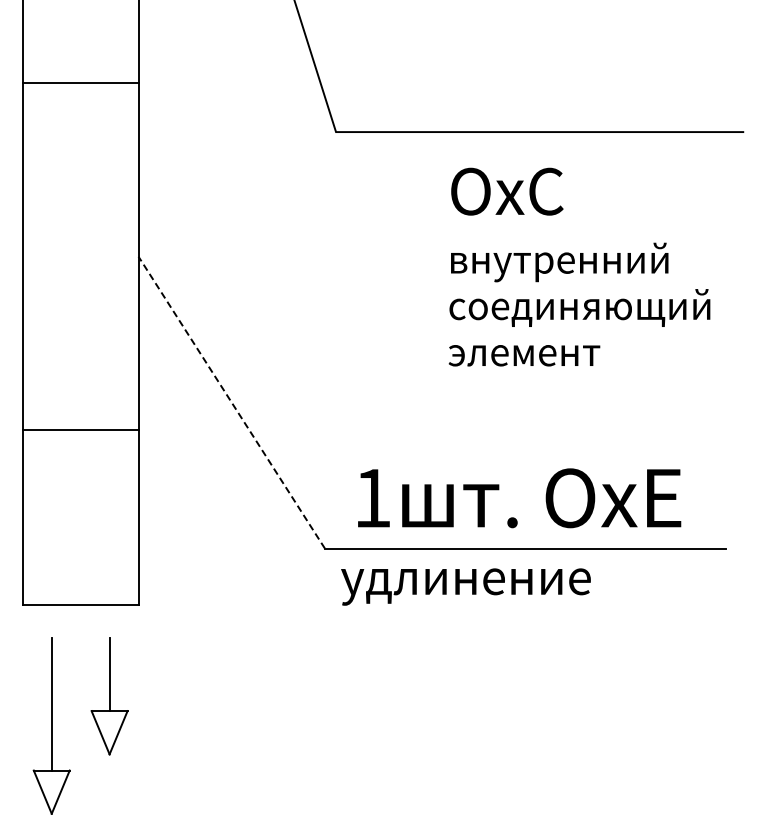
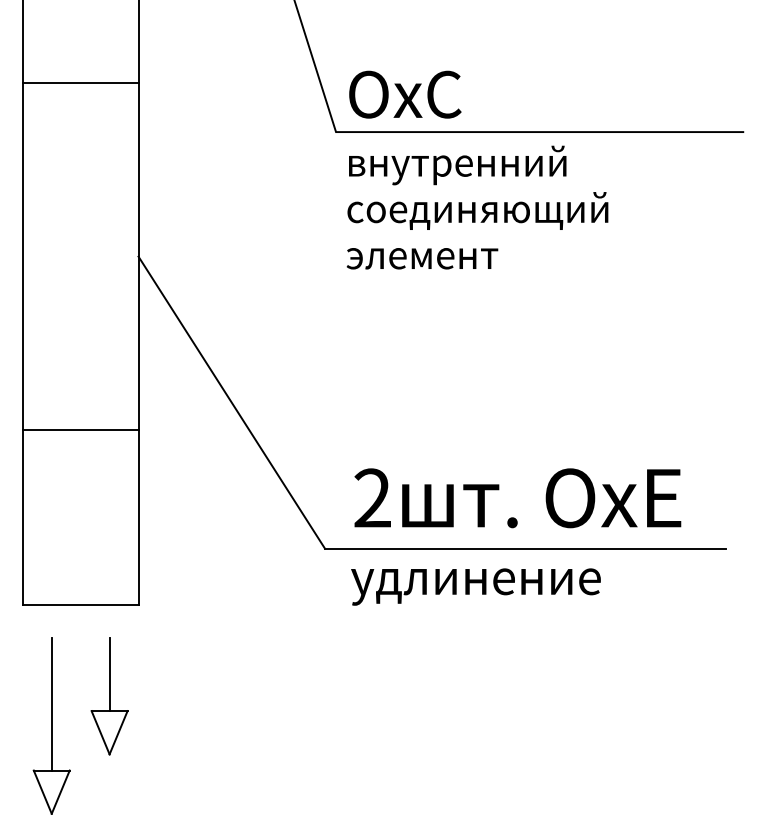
text position: (579, 266) -> (477, 169) (477, 169)
line: dashed -> solid (231, 402)
text: 1 -> 2 (372, 497)
text position: (465, 586) -> (475, 586) (475, 586)
